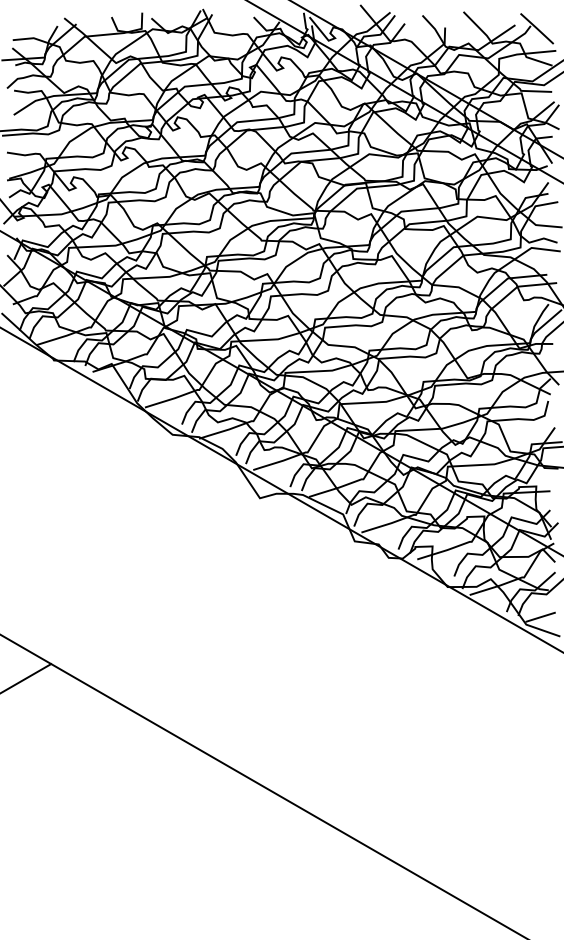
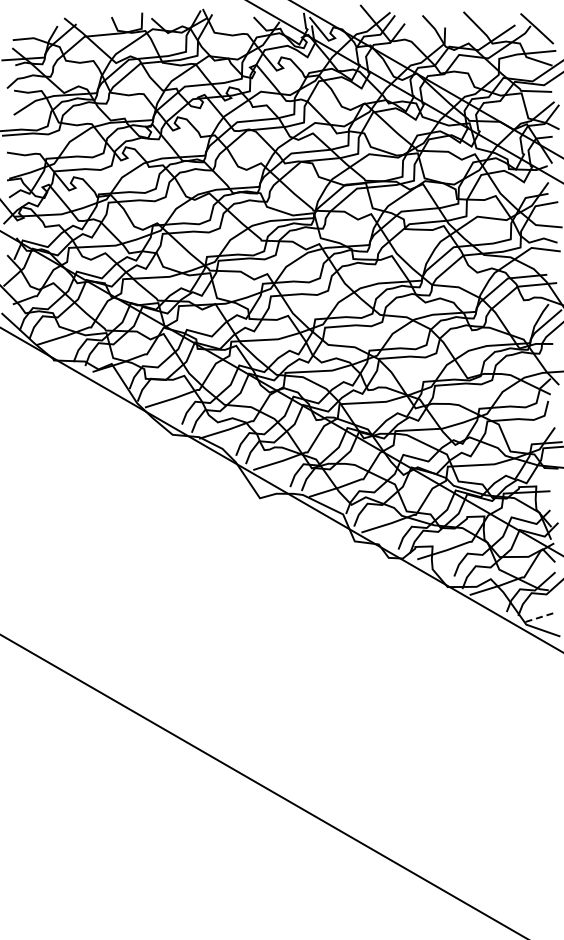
line: solid -> dashed (540, 617)
line: present -> none (26, 678)
